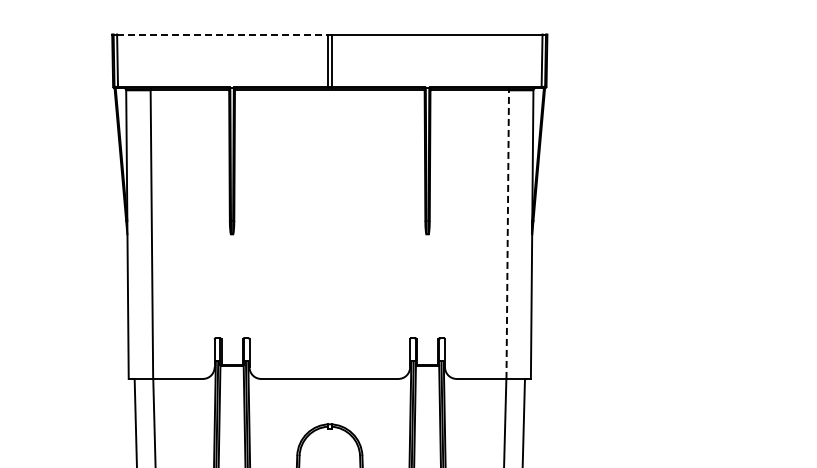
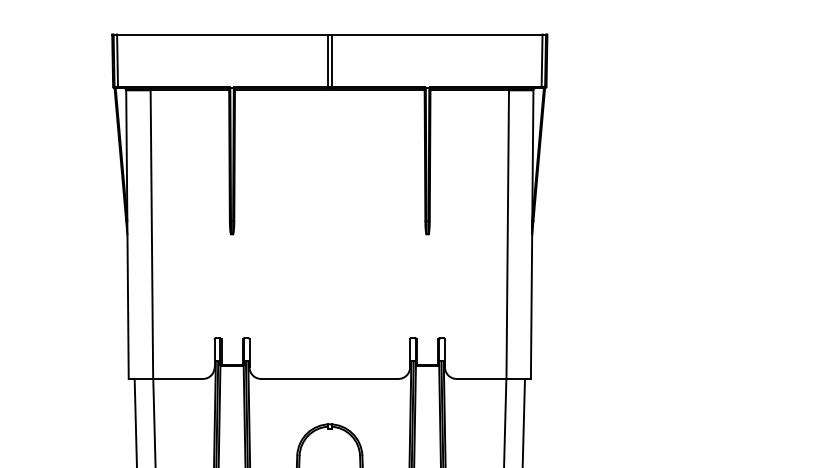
line: dashed -> solid (222, 34)
line: dashed -> solid (507, 234)
